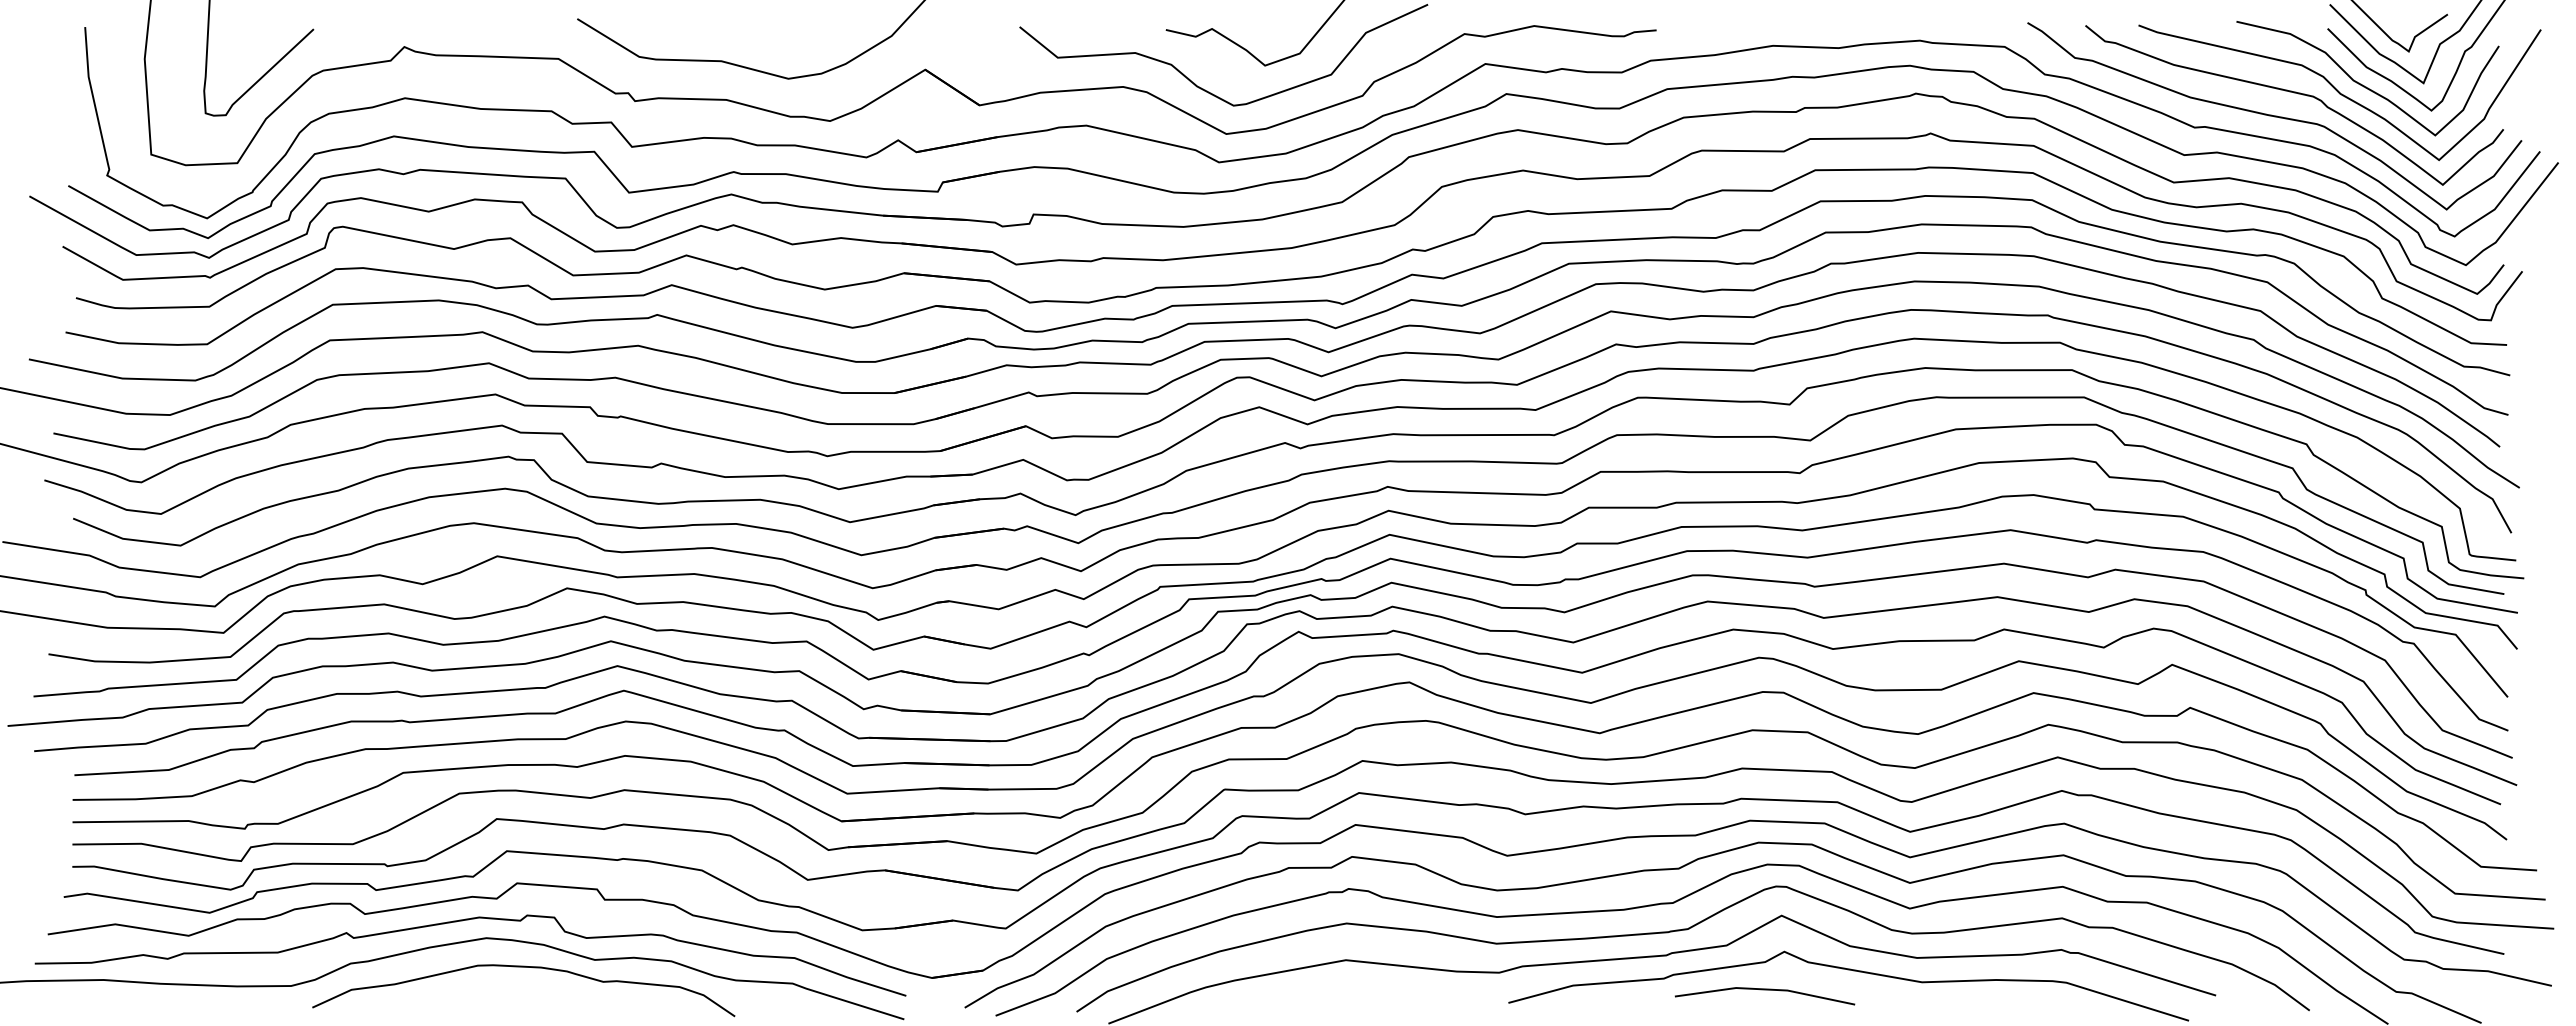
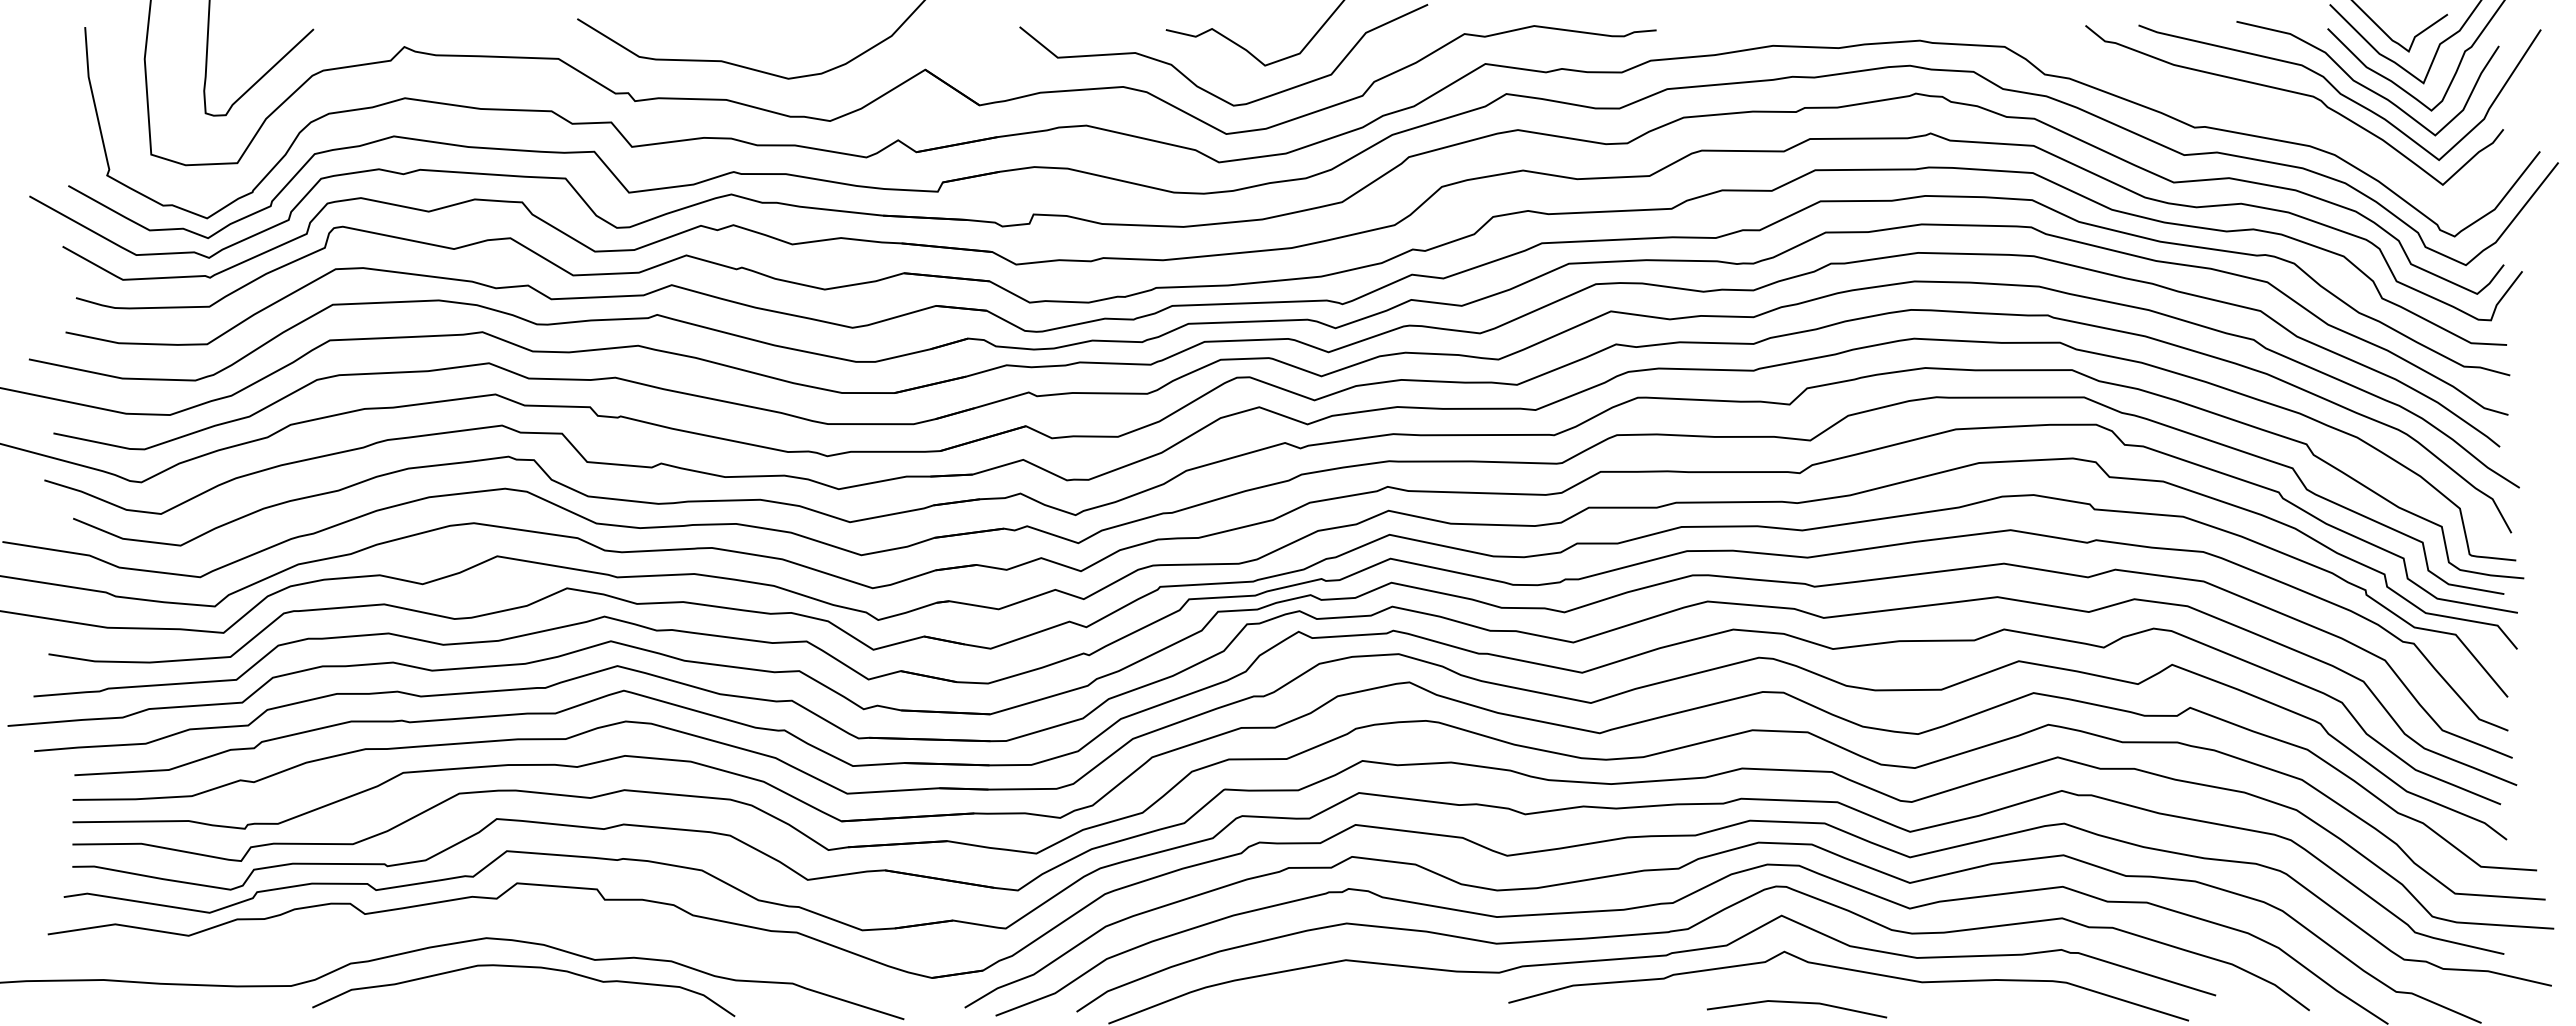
curve: present -> none (2274, 116)
curve: present -> none (462, 921)
line position: (1764, 990) -> (1796, 1003) (1796, 1003)
